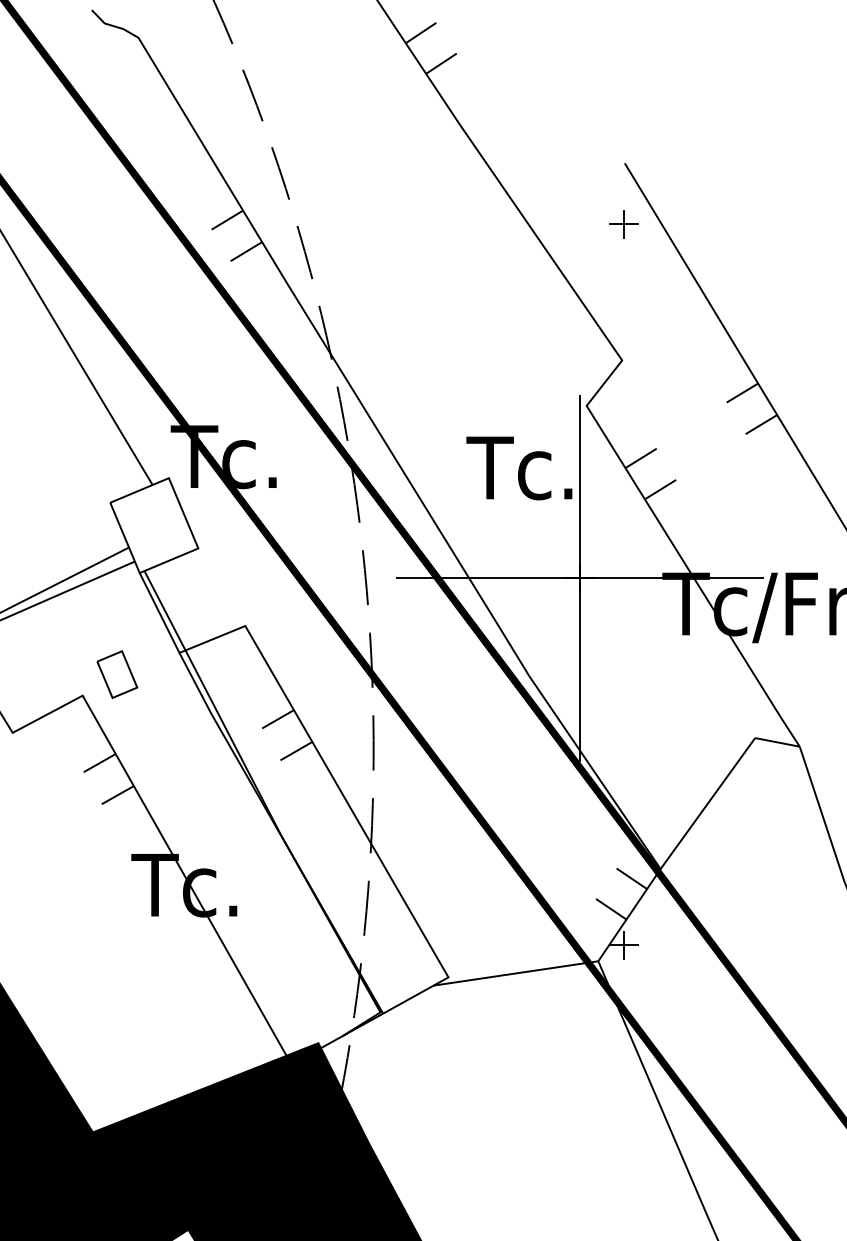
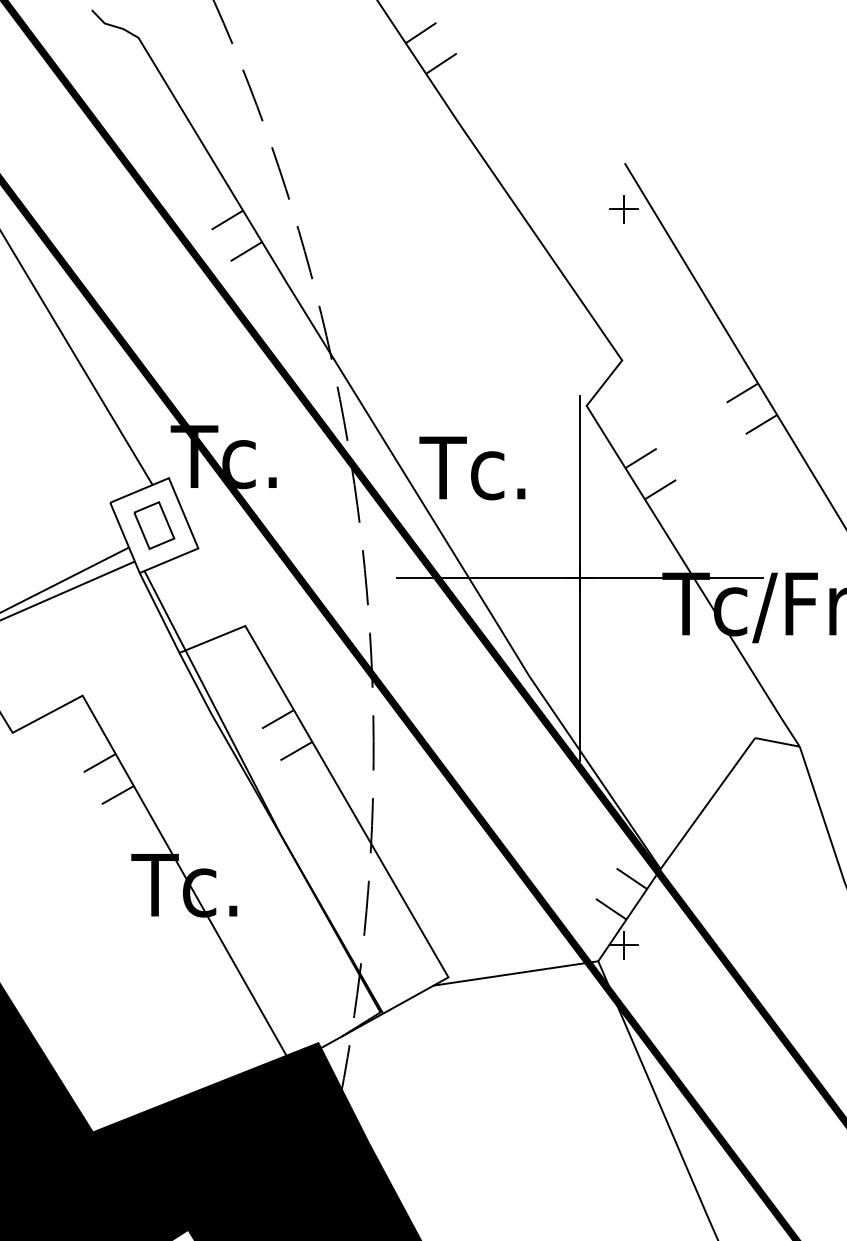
part position: (623, 224) -> (623, 209) (623, 209)
text position: (519, 468) -> (472, 468) (472, 468)
part position: (117, 674) -> (154, 525) (154, 525)
